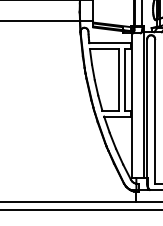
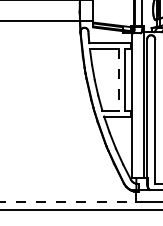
line: solid -> dashed (119, 79)
line: solid -> dashed (68, 201)
